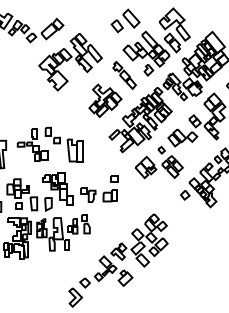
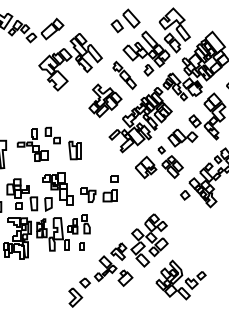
part size: 18x25 px -> 14x21 px (74, 150)
part: none -> present (81, 246)
part: none -> present (180, 279)
